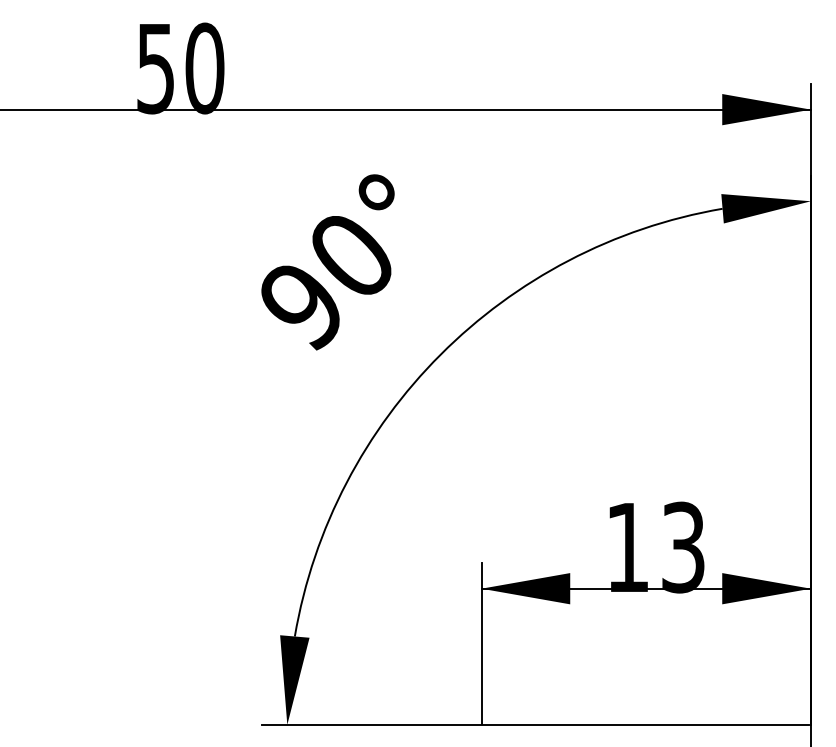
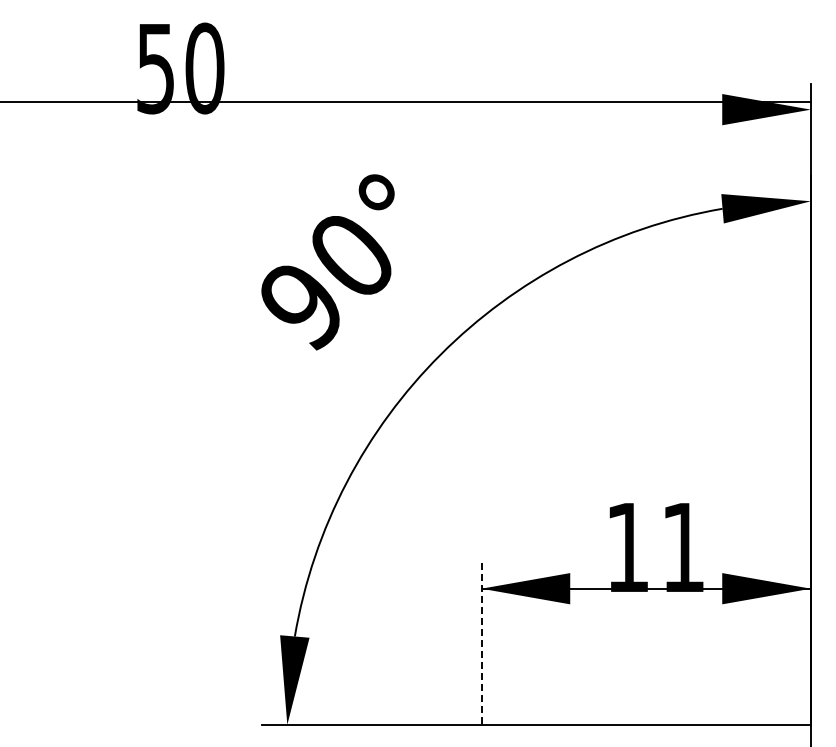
line position: (406, 109) -> (406, 101) (406, 101)
text: 13 -> 11 (683, 547)
line: solid -> dashed (481, 643)
